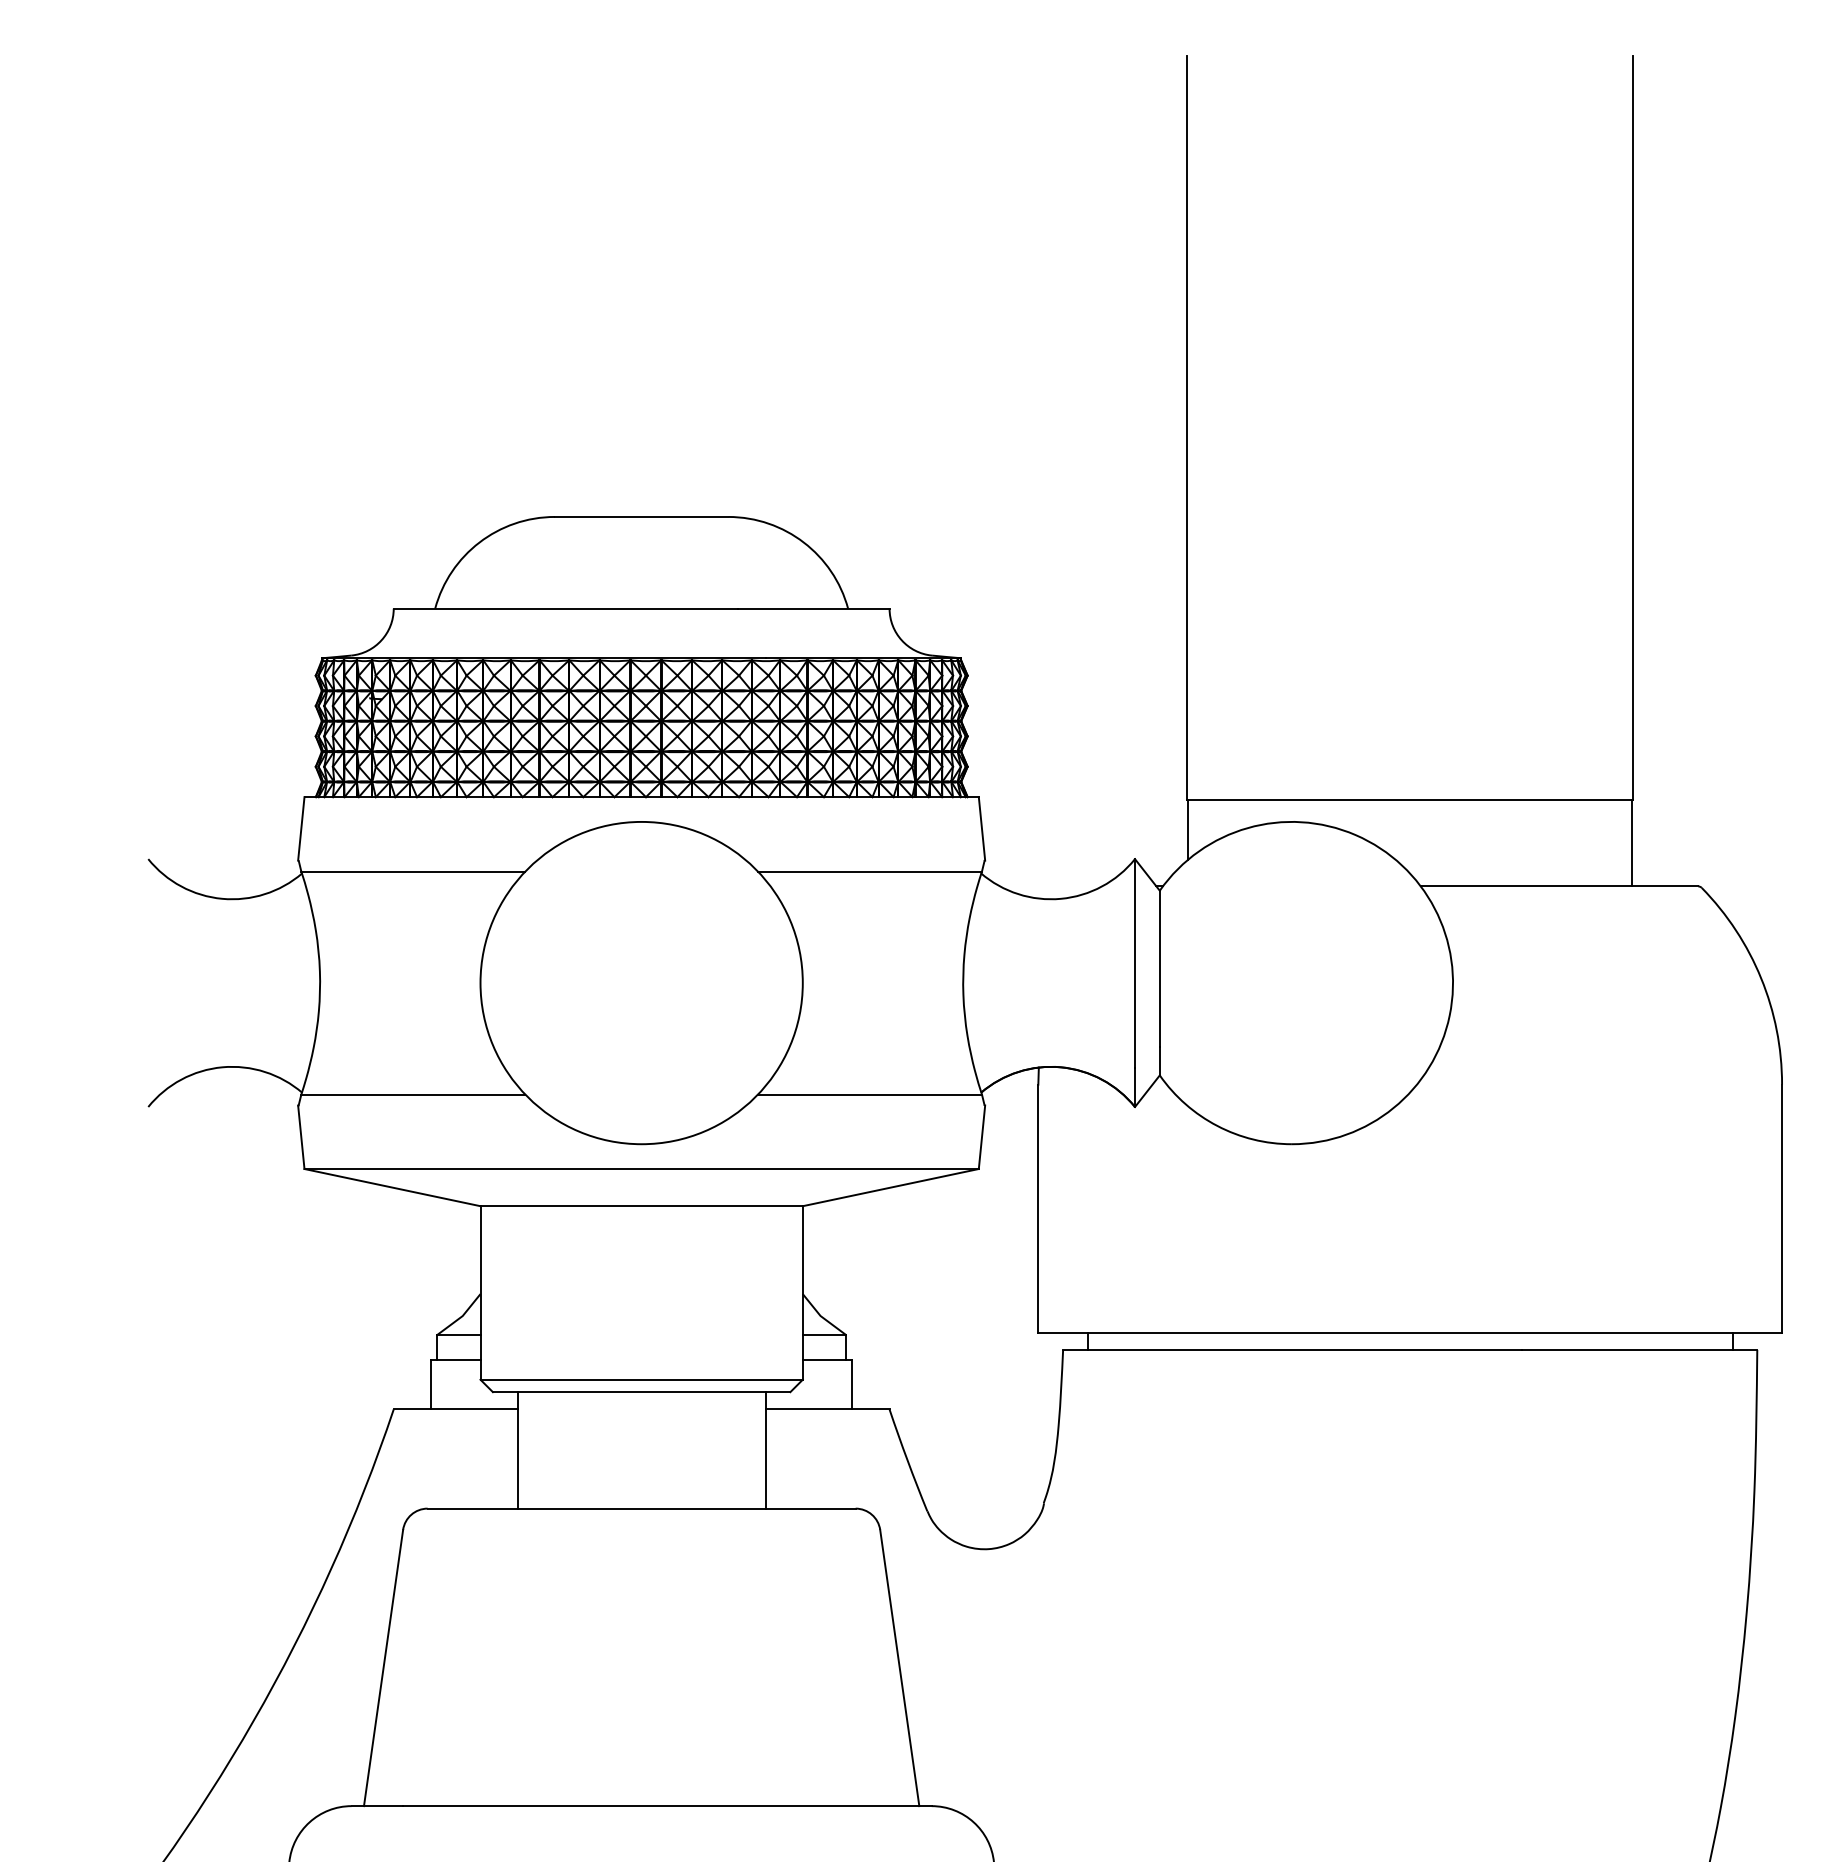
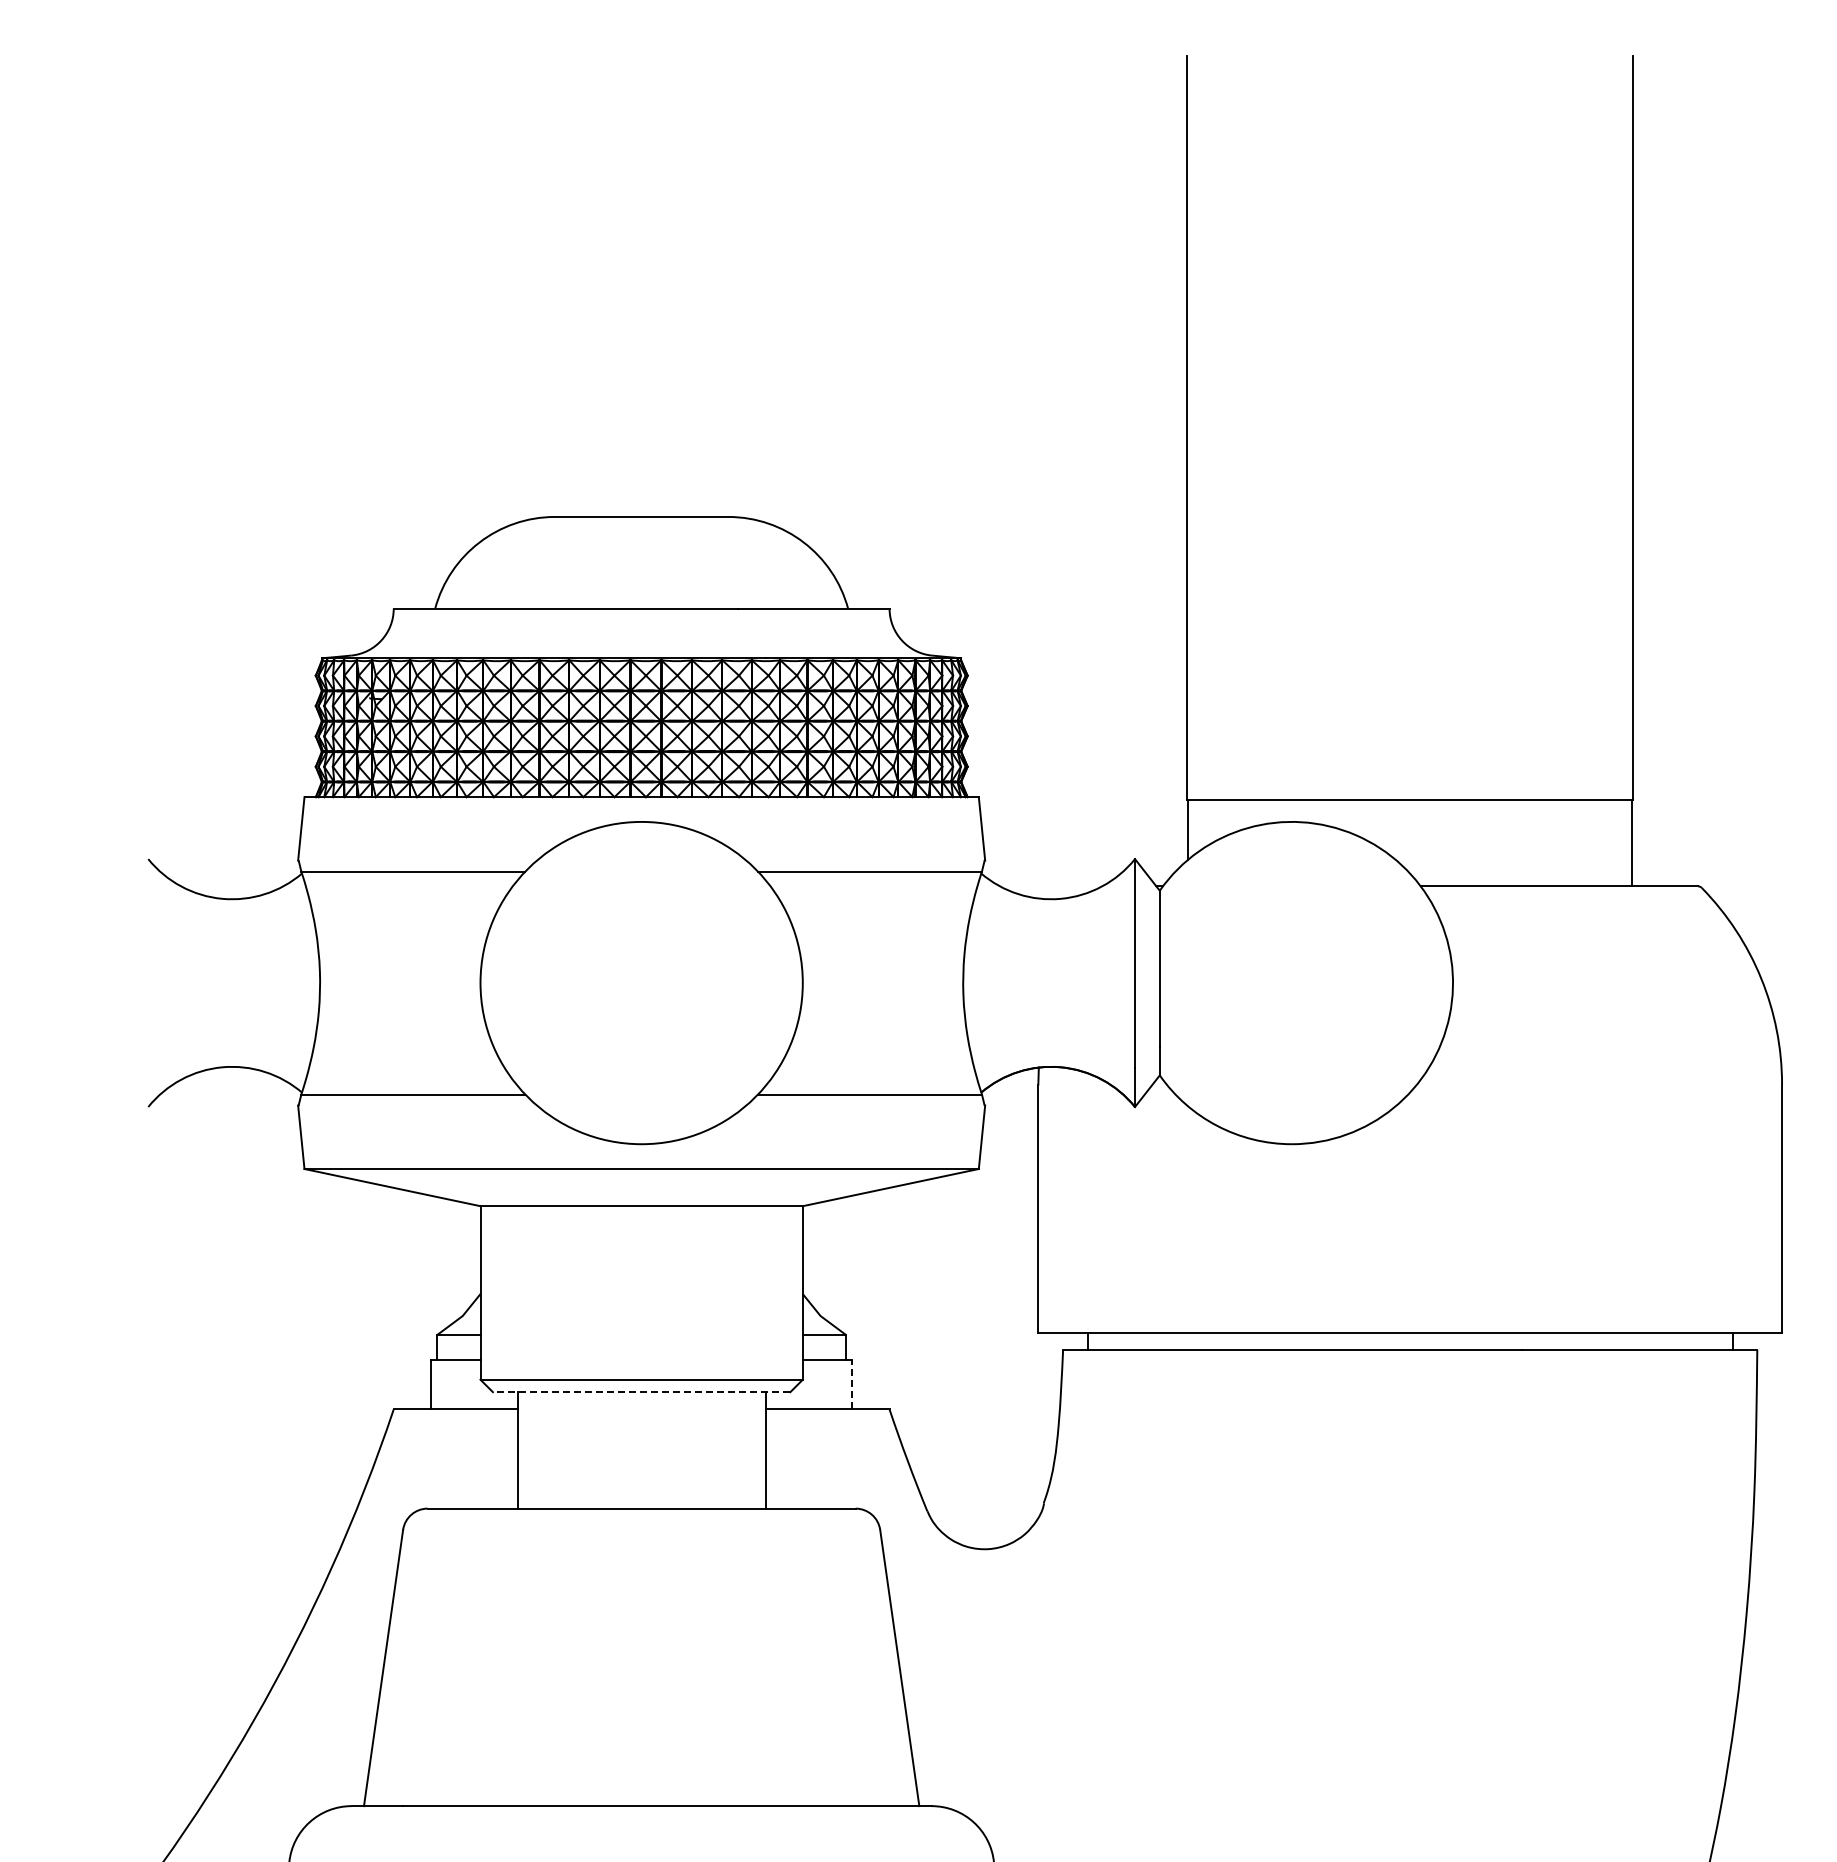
line: solid -> dashed (852, 1384)
line: solid -> dashed (641, 1392)
